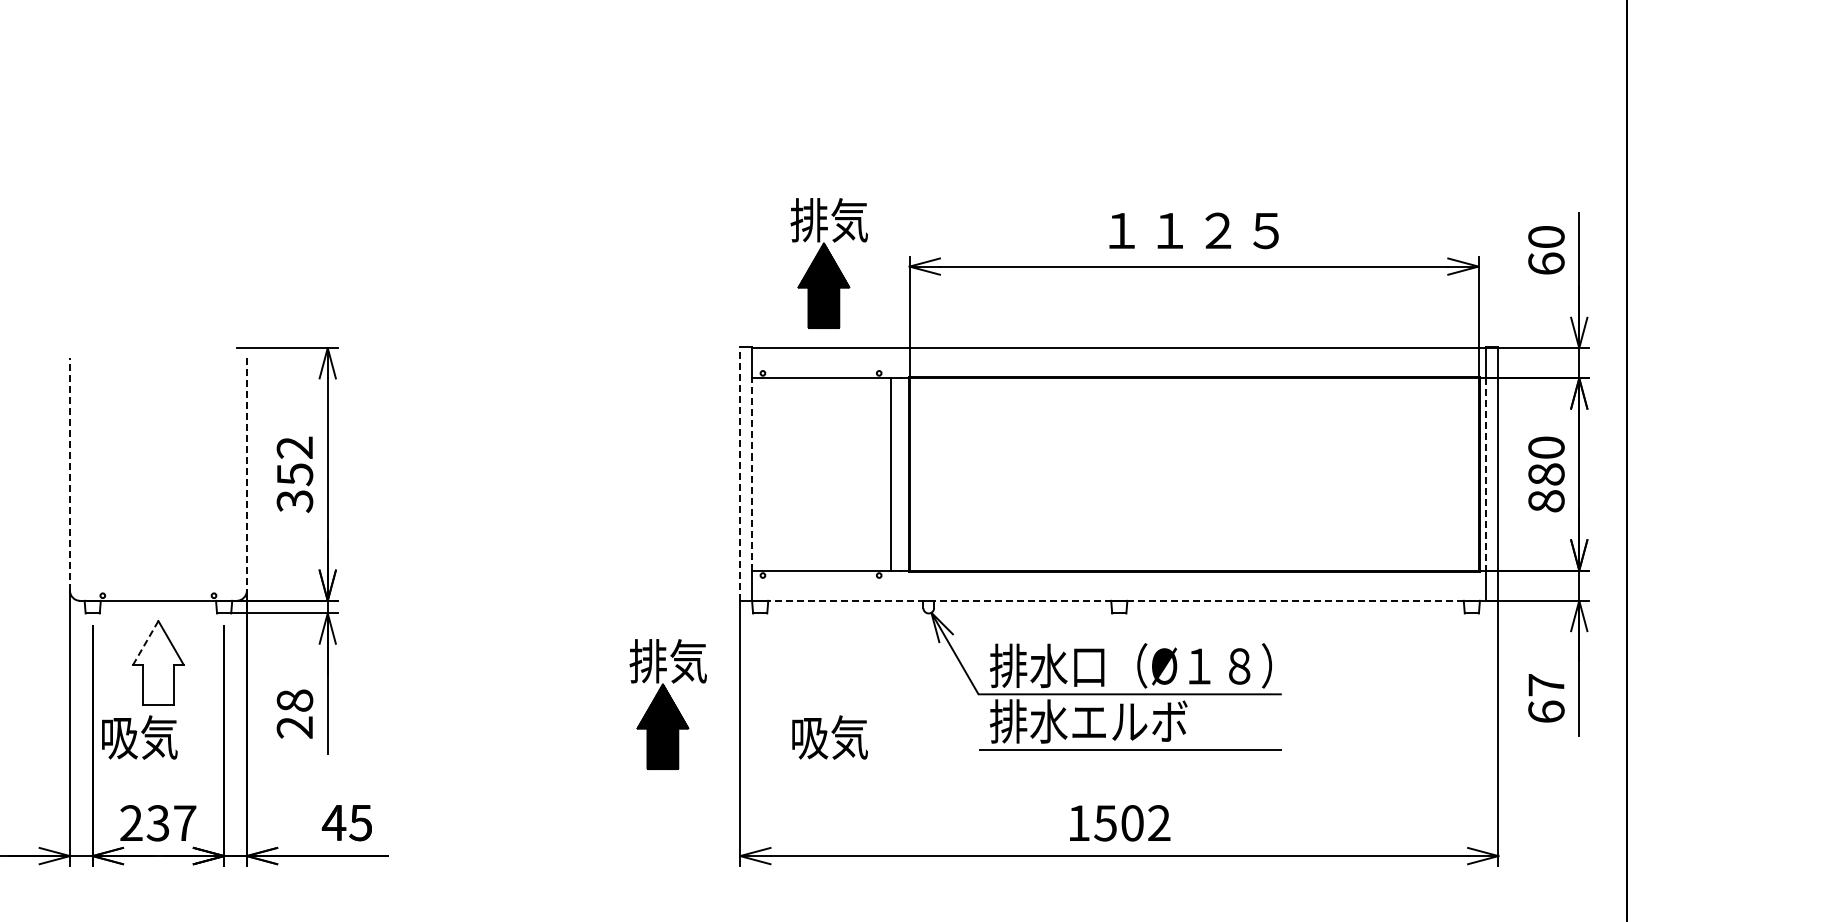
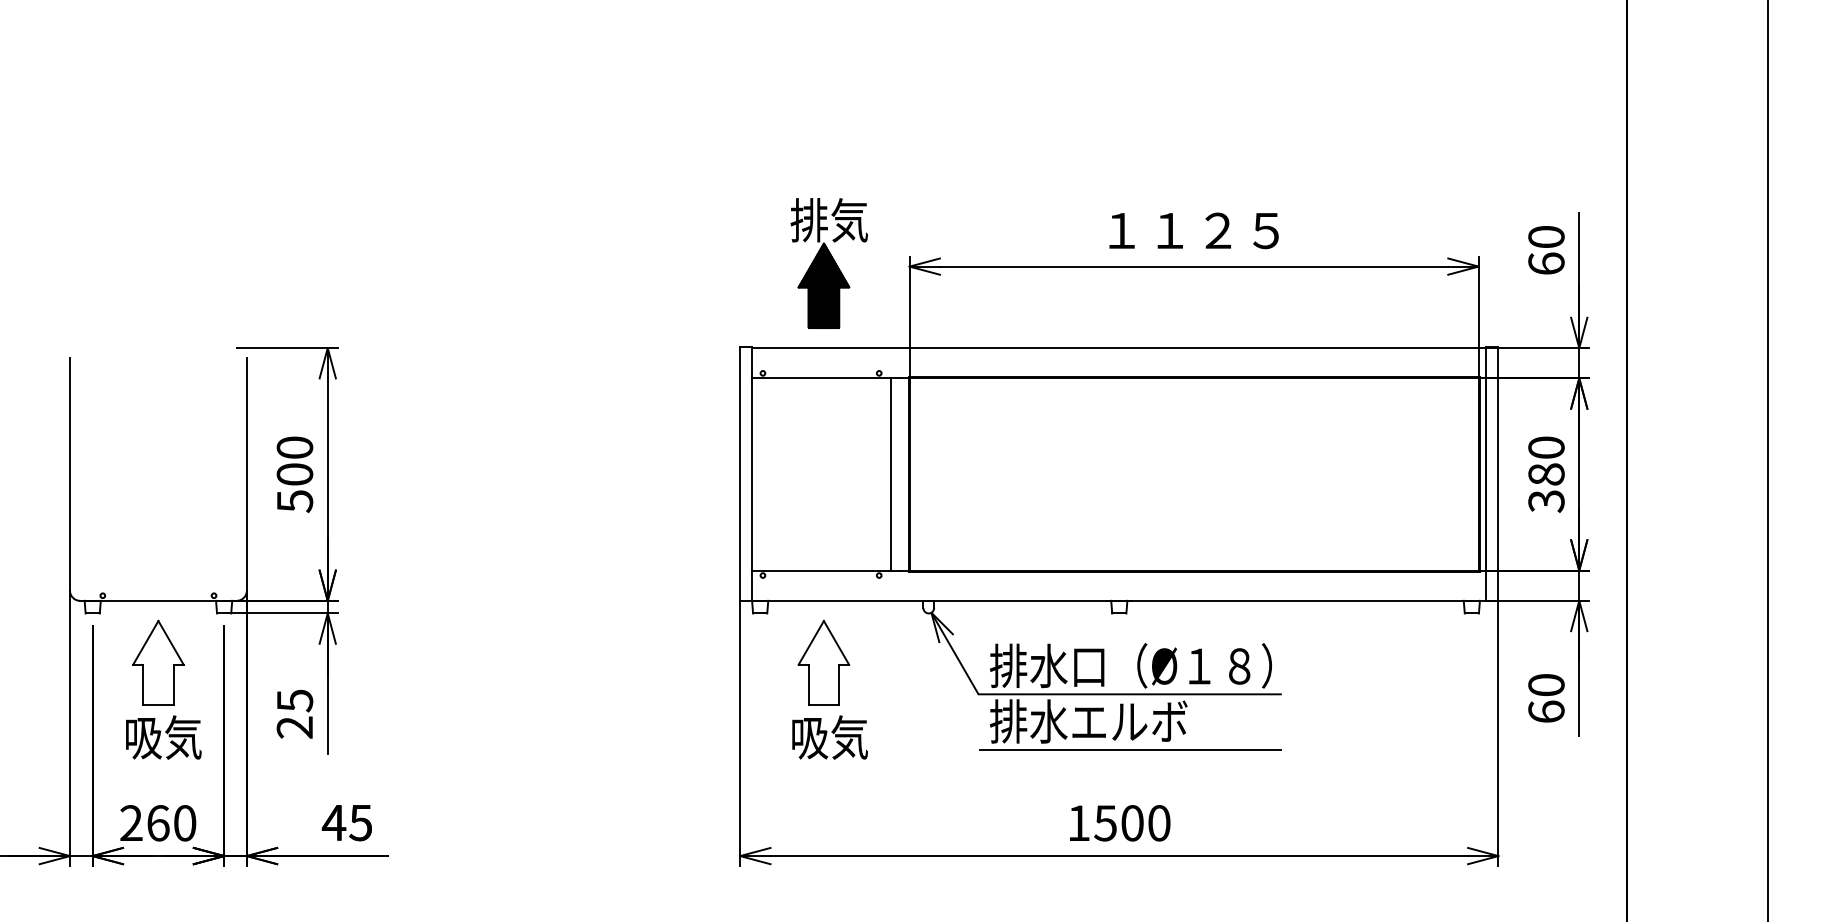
line: none -> present (1768, 460)
line: dashed -> solid (69, 473)
line: dashed -> solid (752, 473)
line: dashed -> solid (246, 474)
text: 352 -> 500 (294, 474)
line: dashed -> solid (740, 474)
line: dashed -> solid (1486, 474)
text: 880 -> 380 (1546, 501)
line: dashed -> solid (1127, 600)
line: dashed -> solid (145, 643)
part: none -> present (823, 662)
text: 67 -> 60 (1546, 685)
text: 28 -> 25 (294, 700)
part: present -> none (667, 704)
text position: (139, 737) -> (163, 737) (163, 737)
text: 237 -> 260 (171, 823)
text: 1502 -> 1500 (1159, 823)
